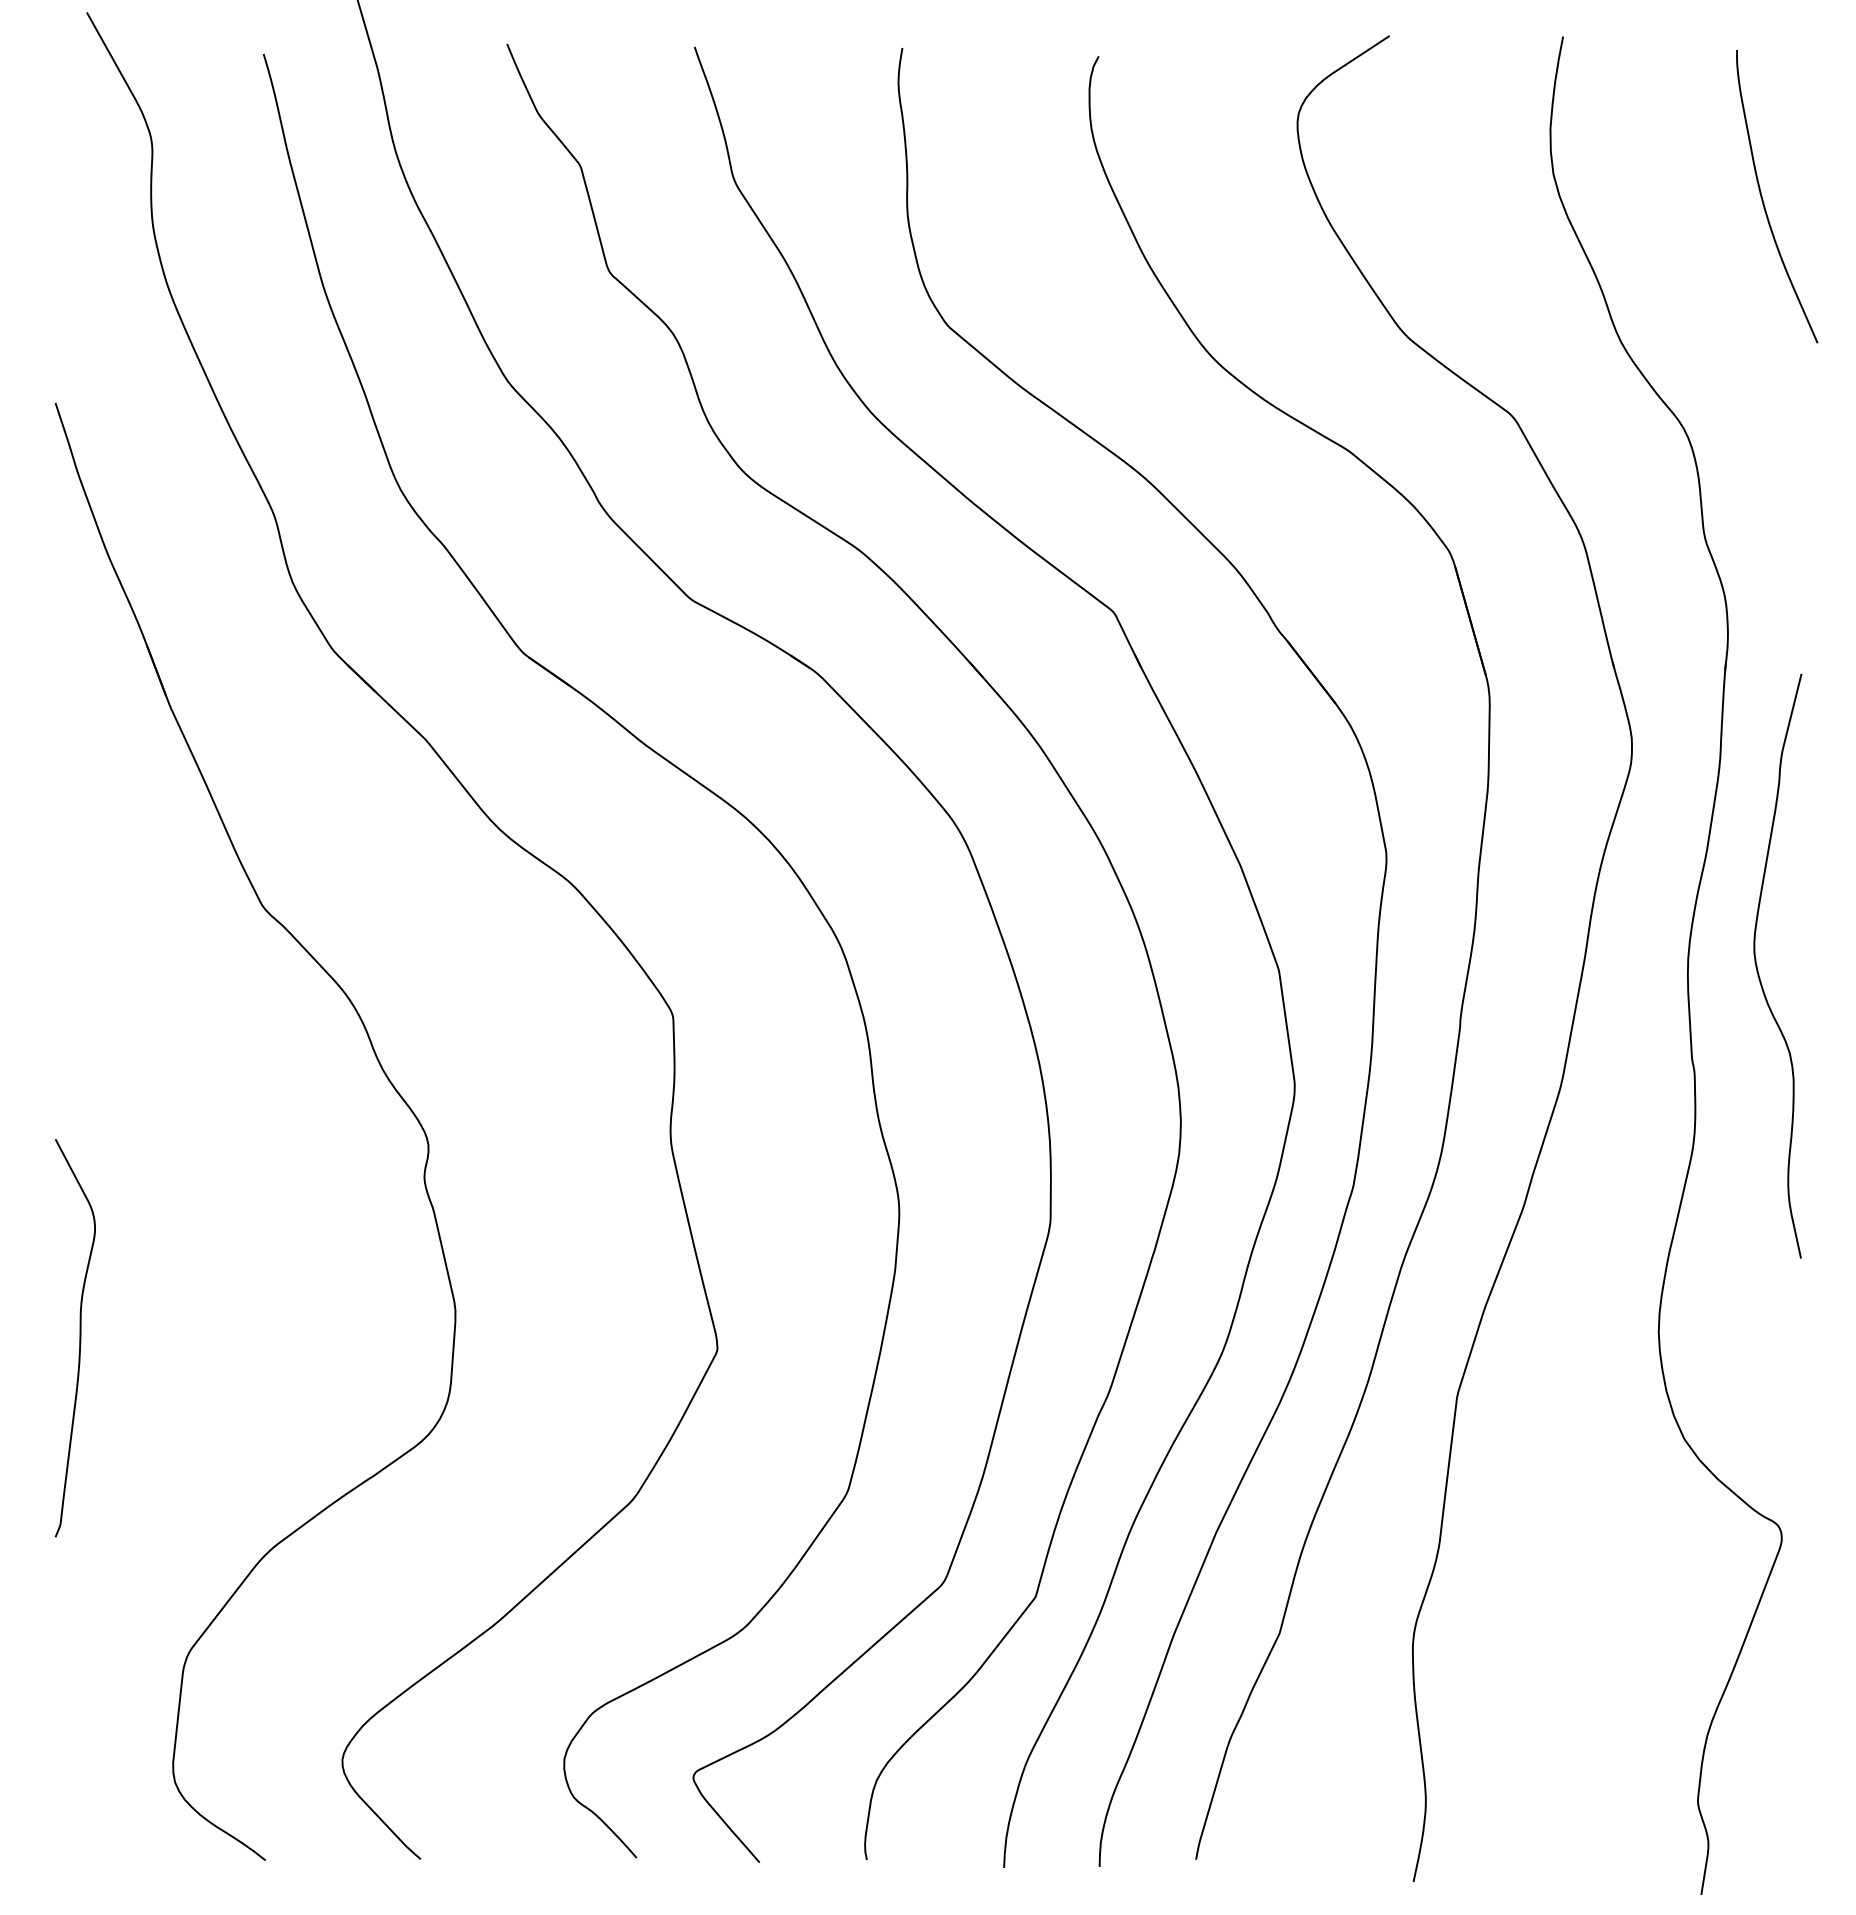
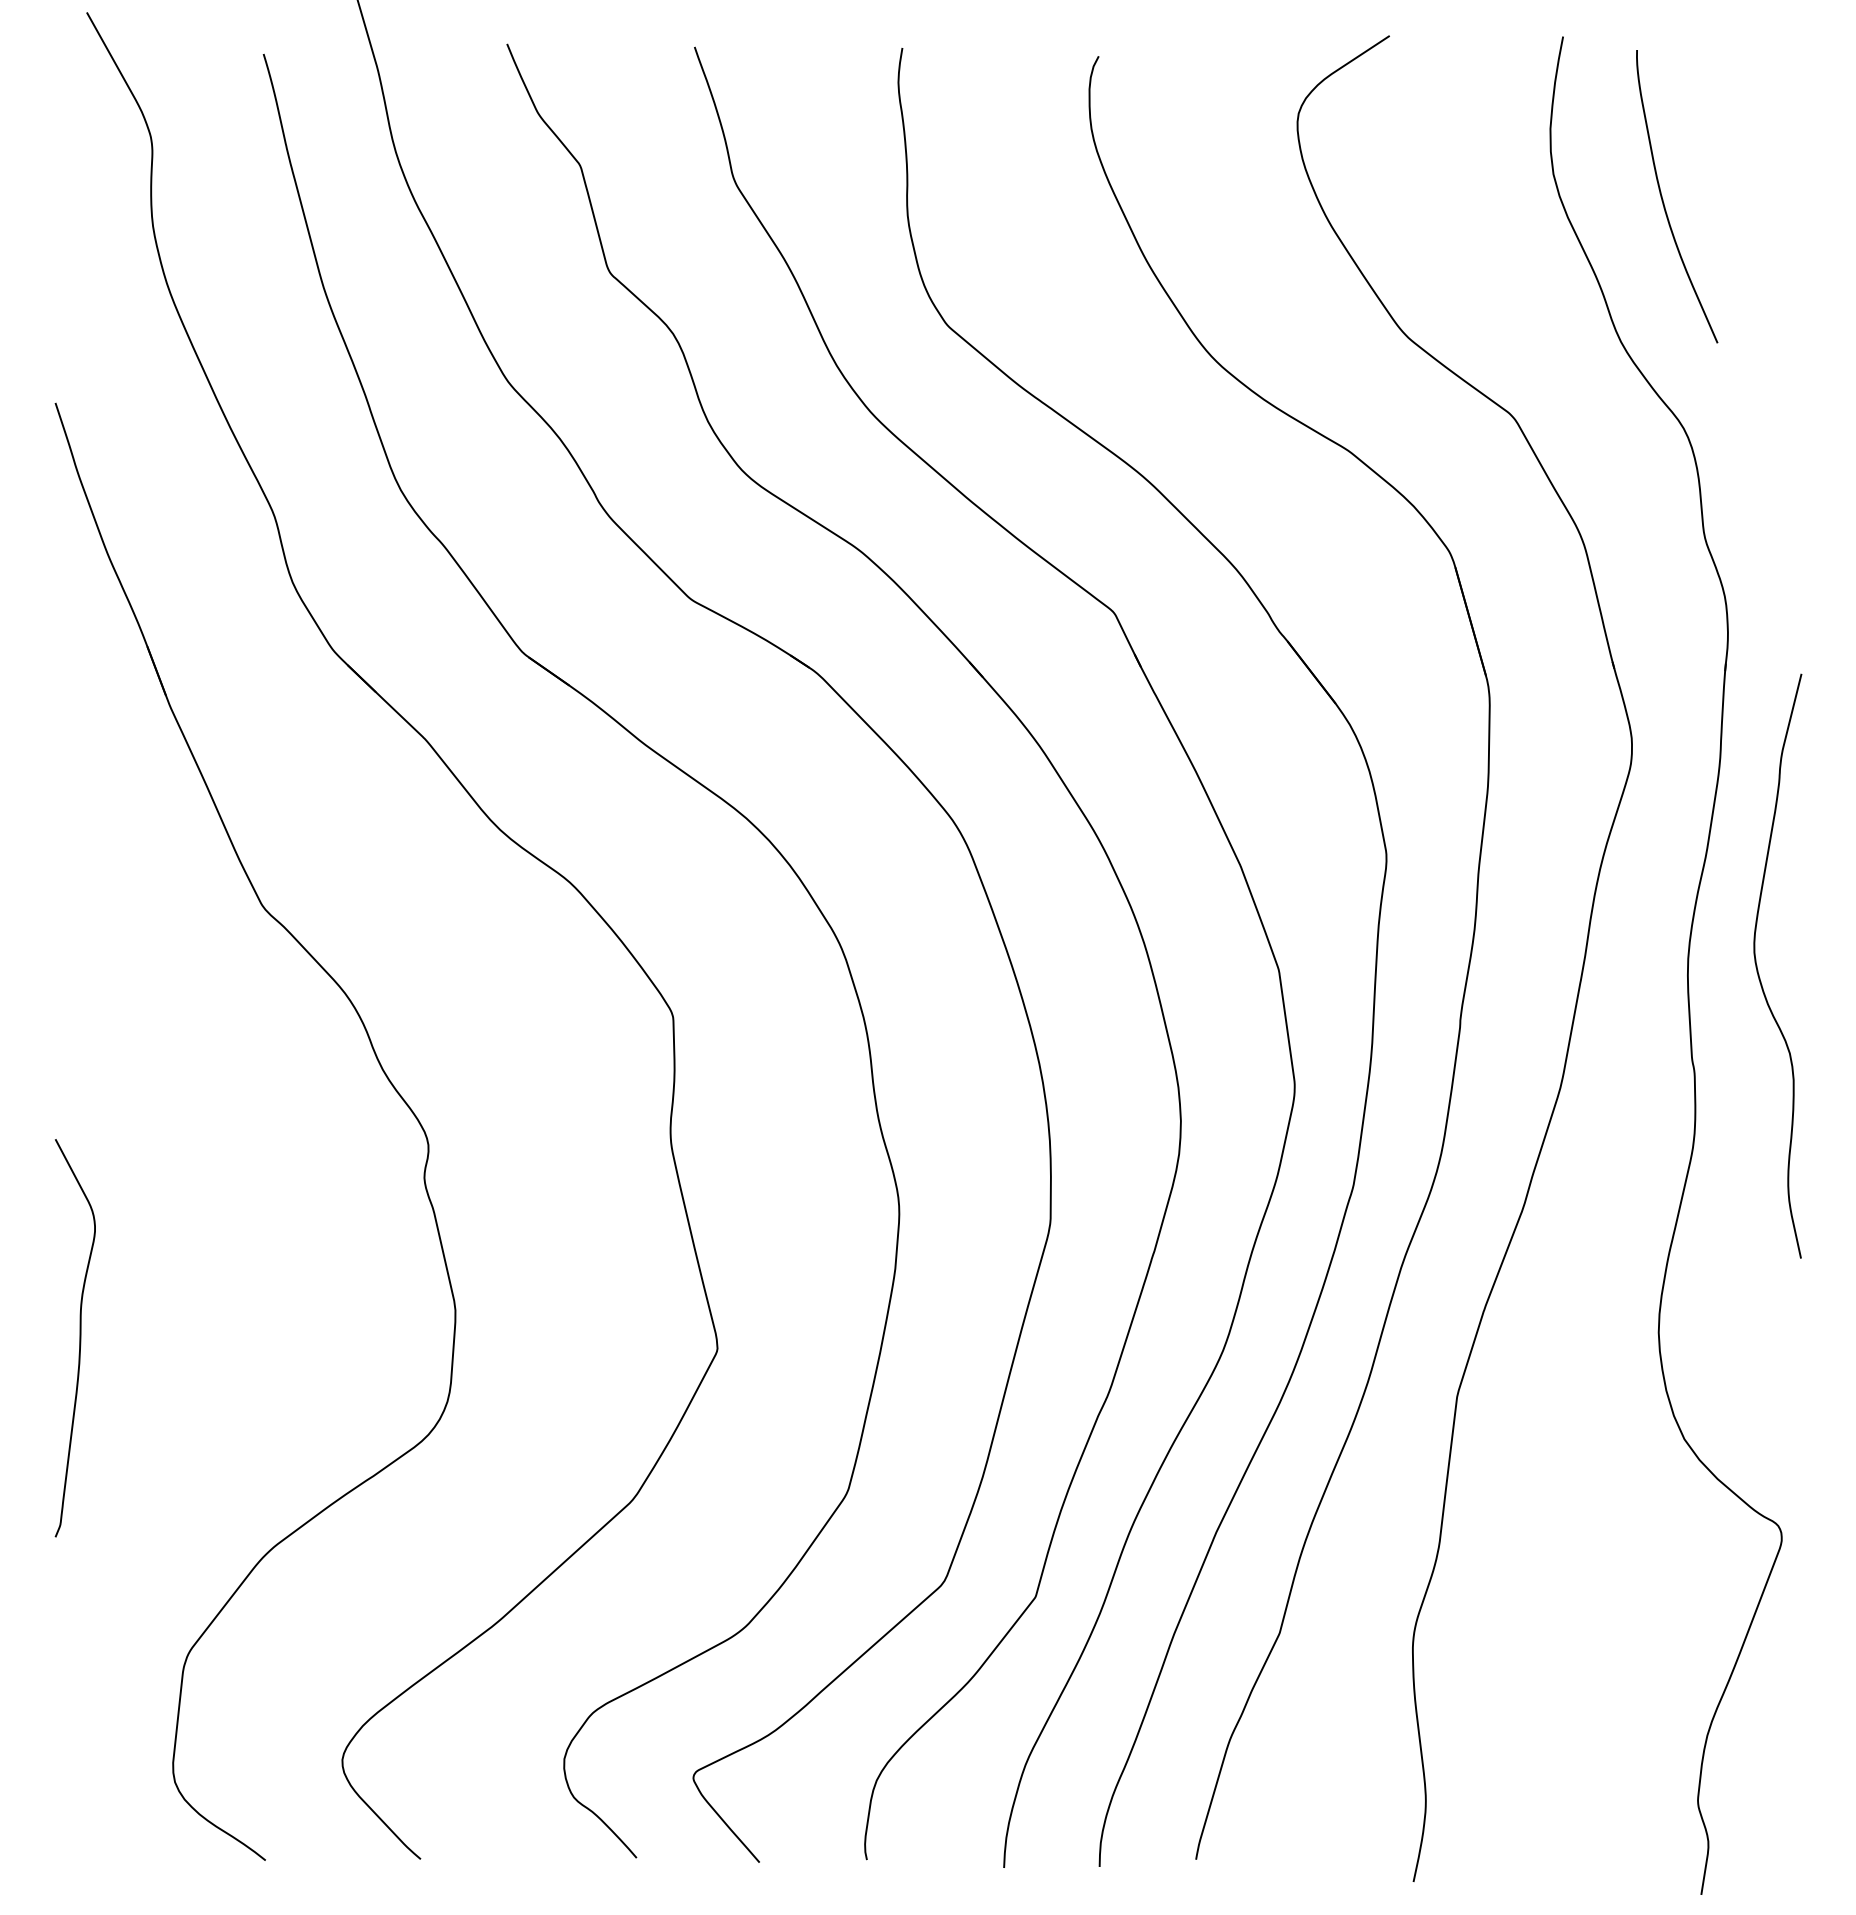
curve position: (1763, 199) -> (1663, 199) (1663, 199)
